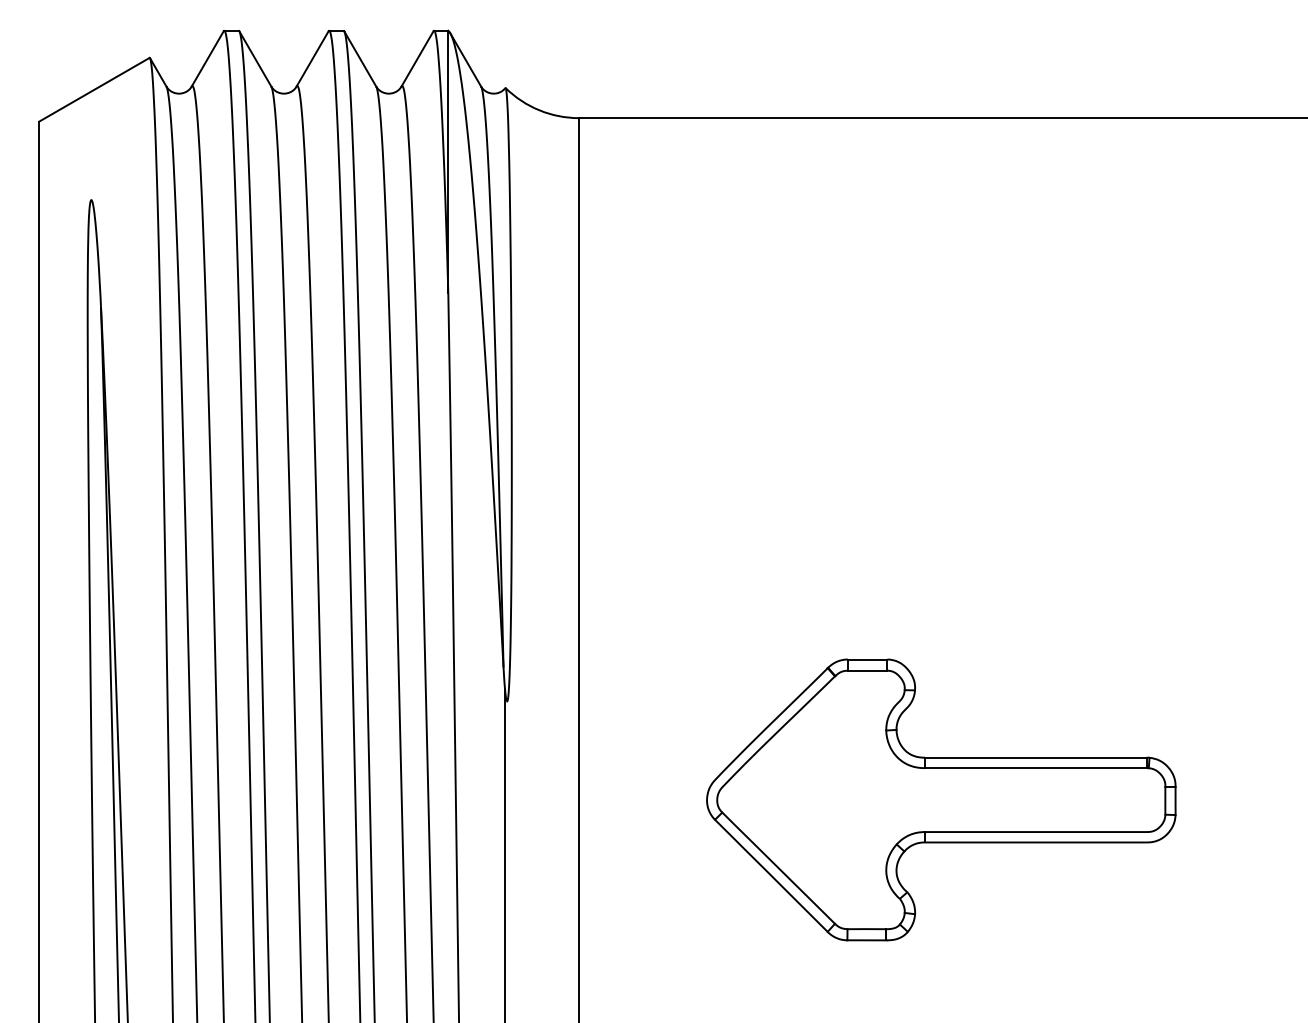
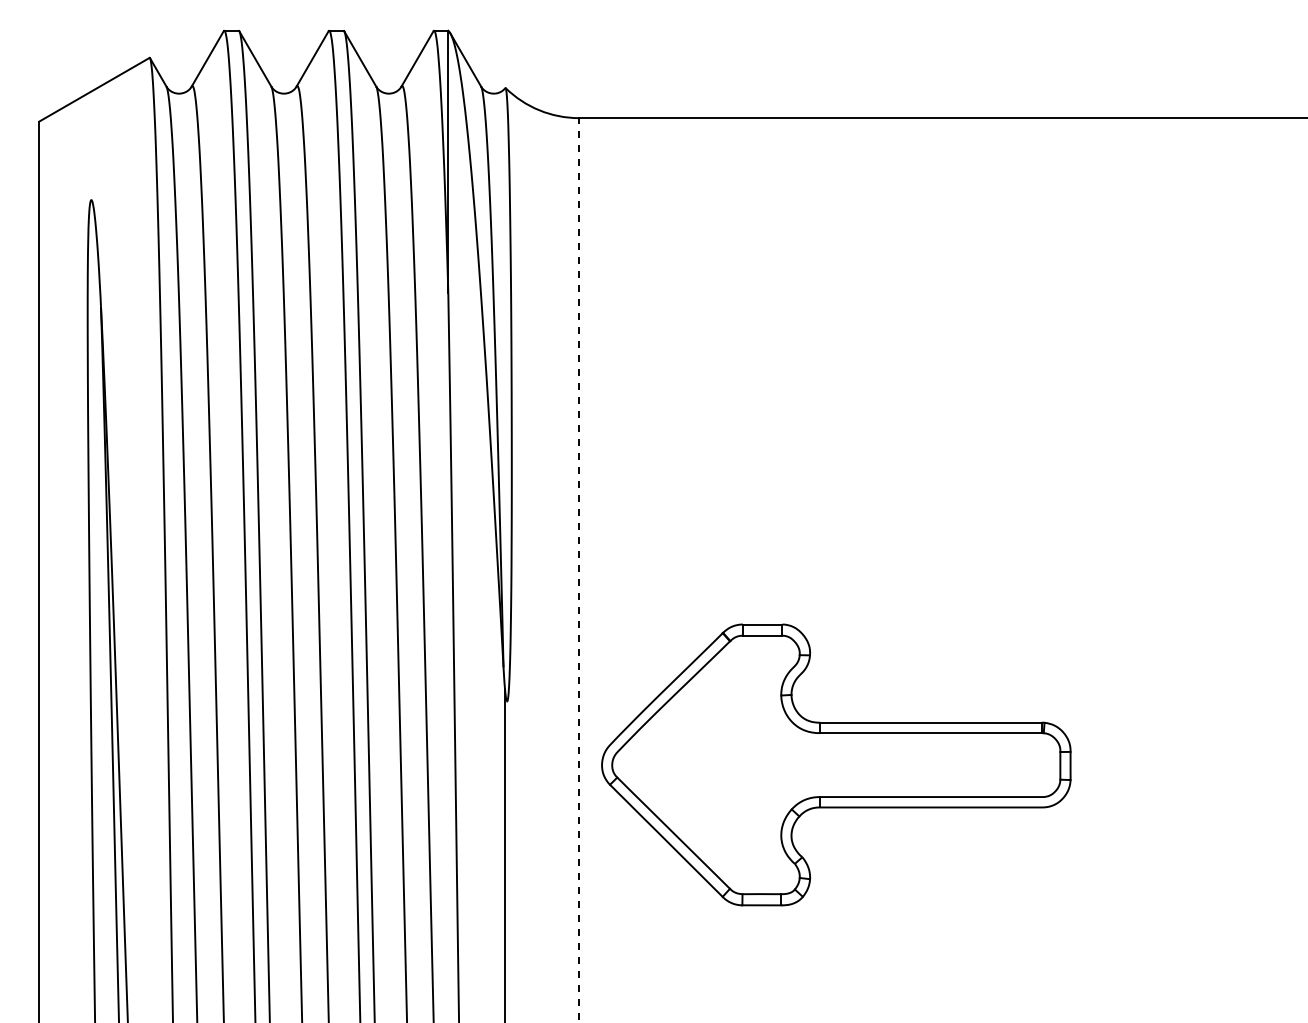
line: solid -> dashed (579, 570)
part position: (941, 799) -> (836, 764) (836, 764)
